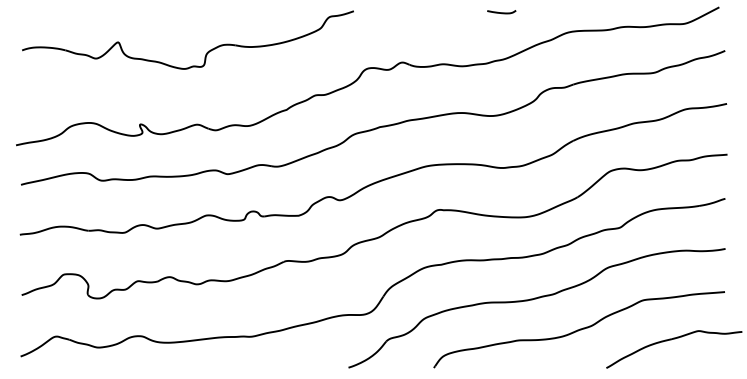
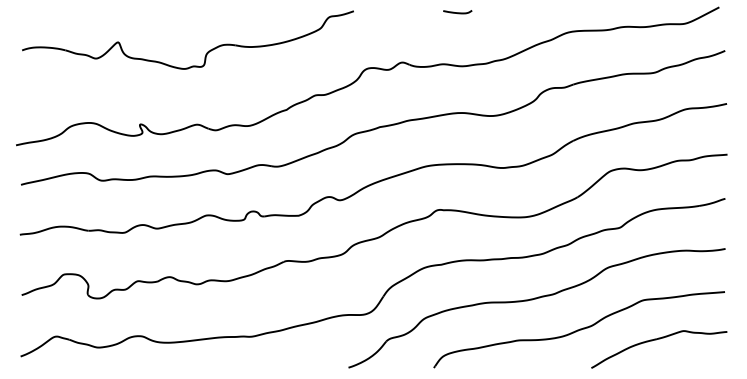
curve position: (501, 12) -> (457, 12) (457, 12)
part position: (671, 340) -> (656, 340) (656, 340)
